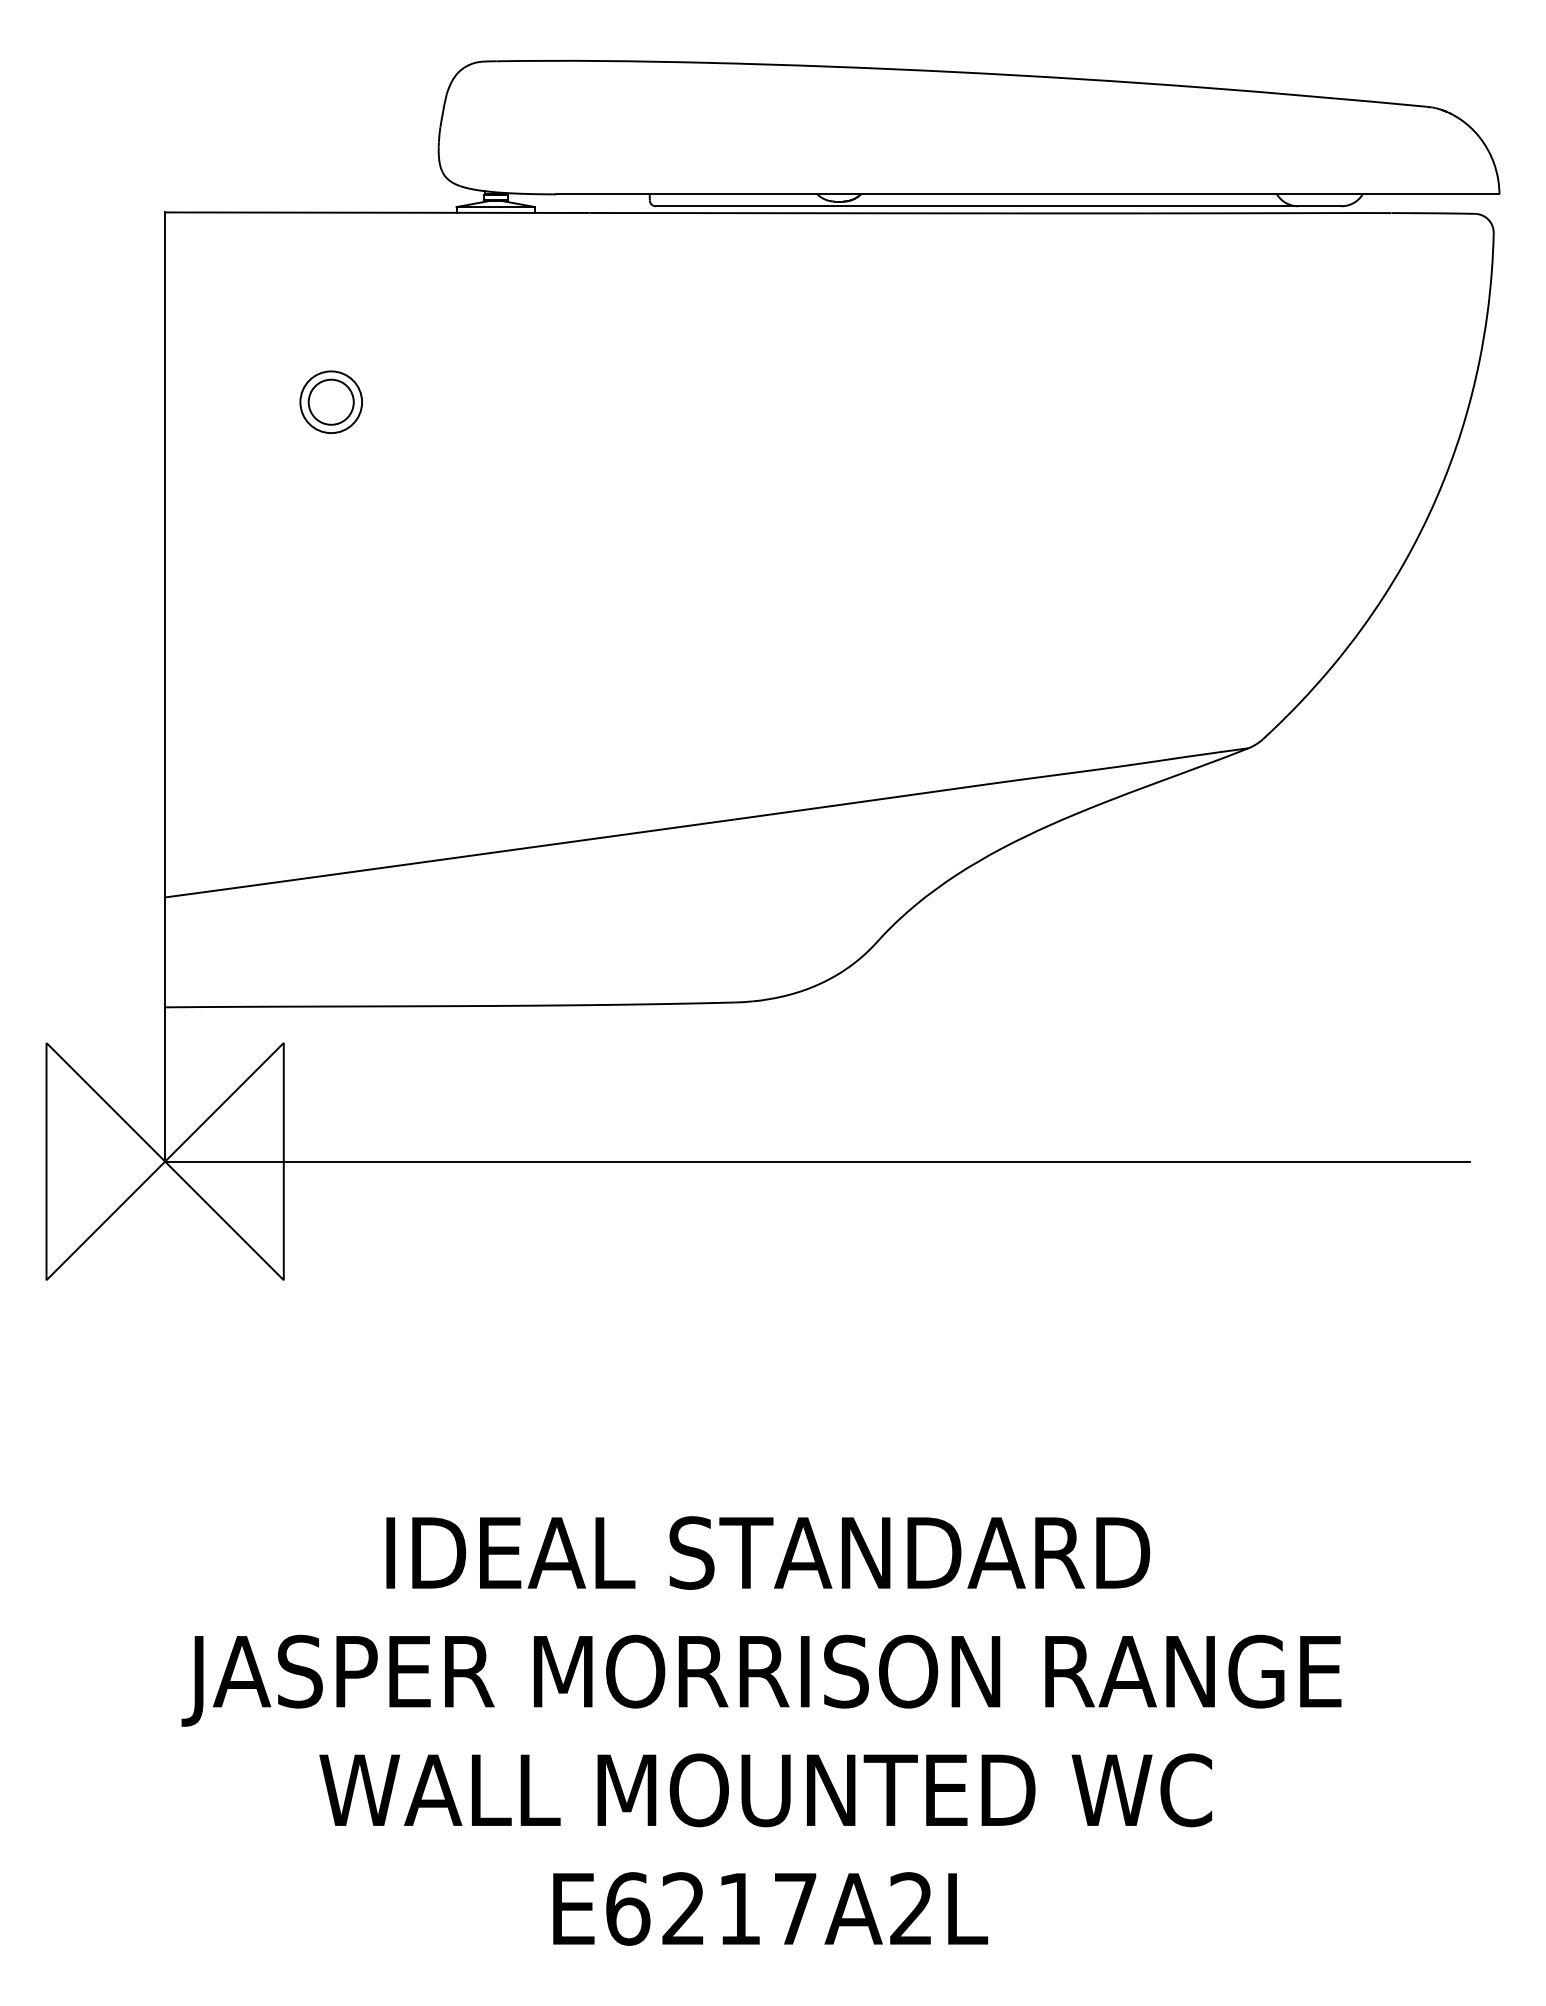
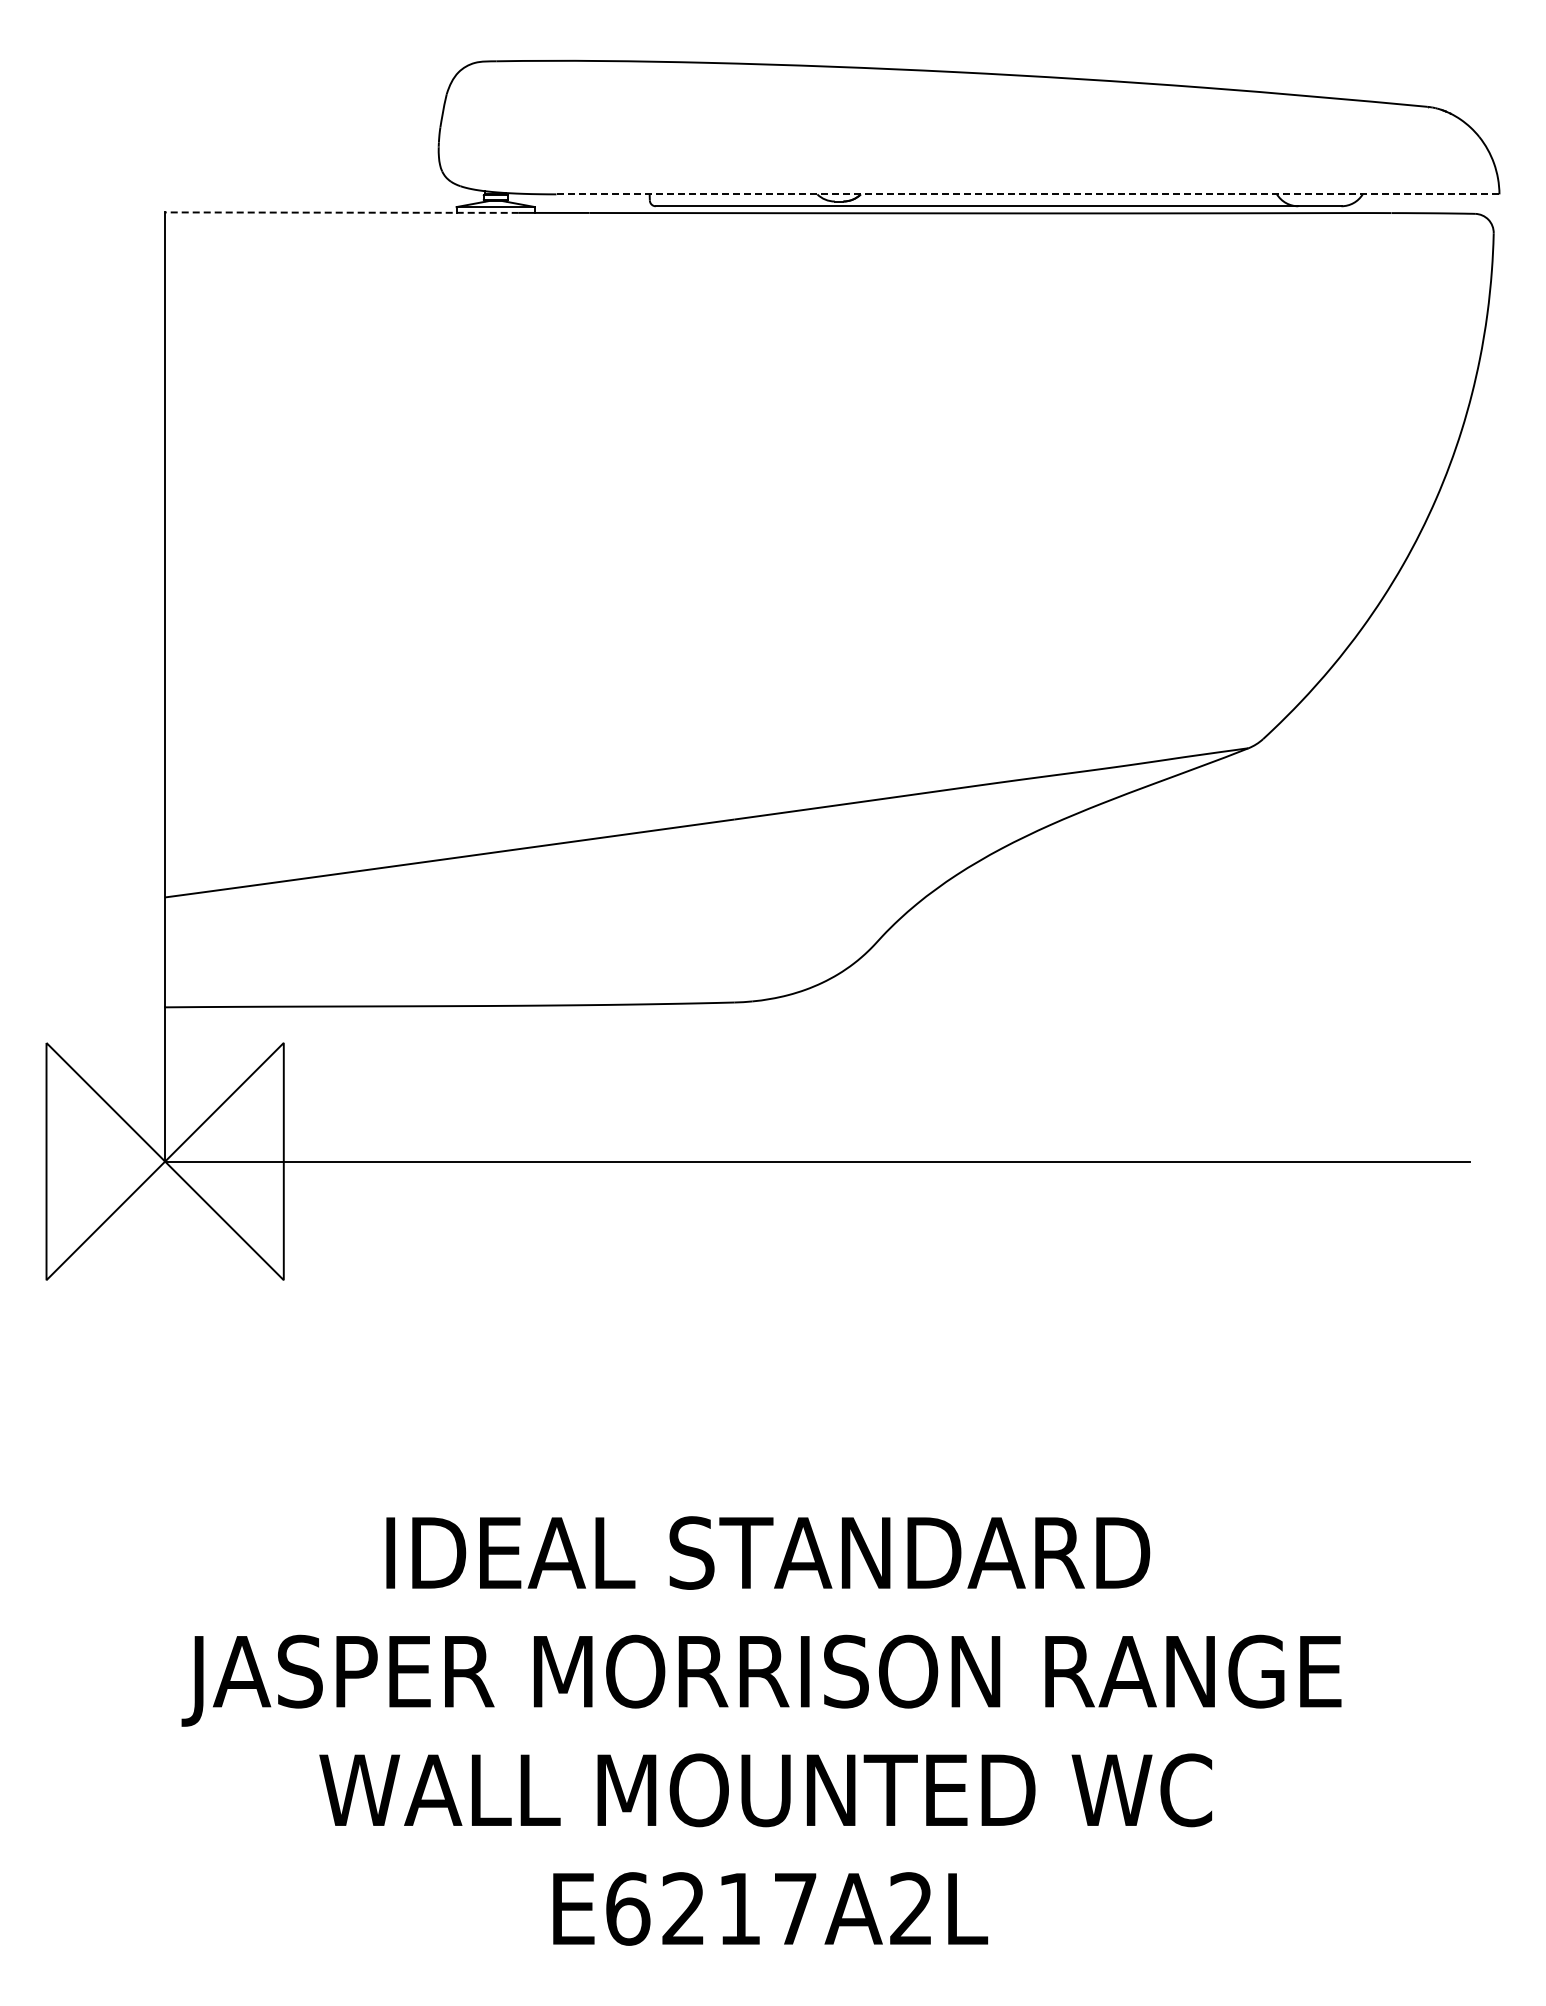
line: solid -> dashed (1027, 194)
line: solid -> dashed (341, 212)
part: present -> none (330, 401)
